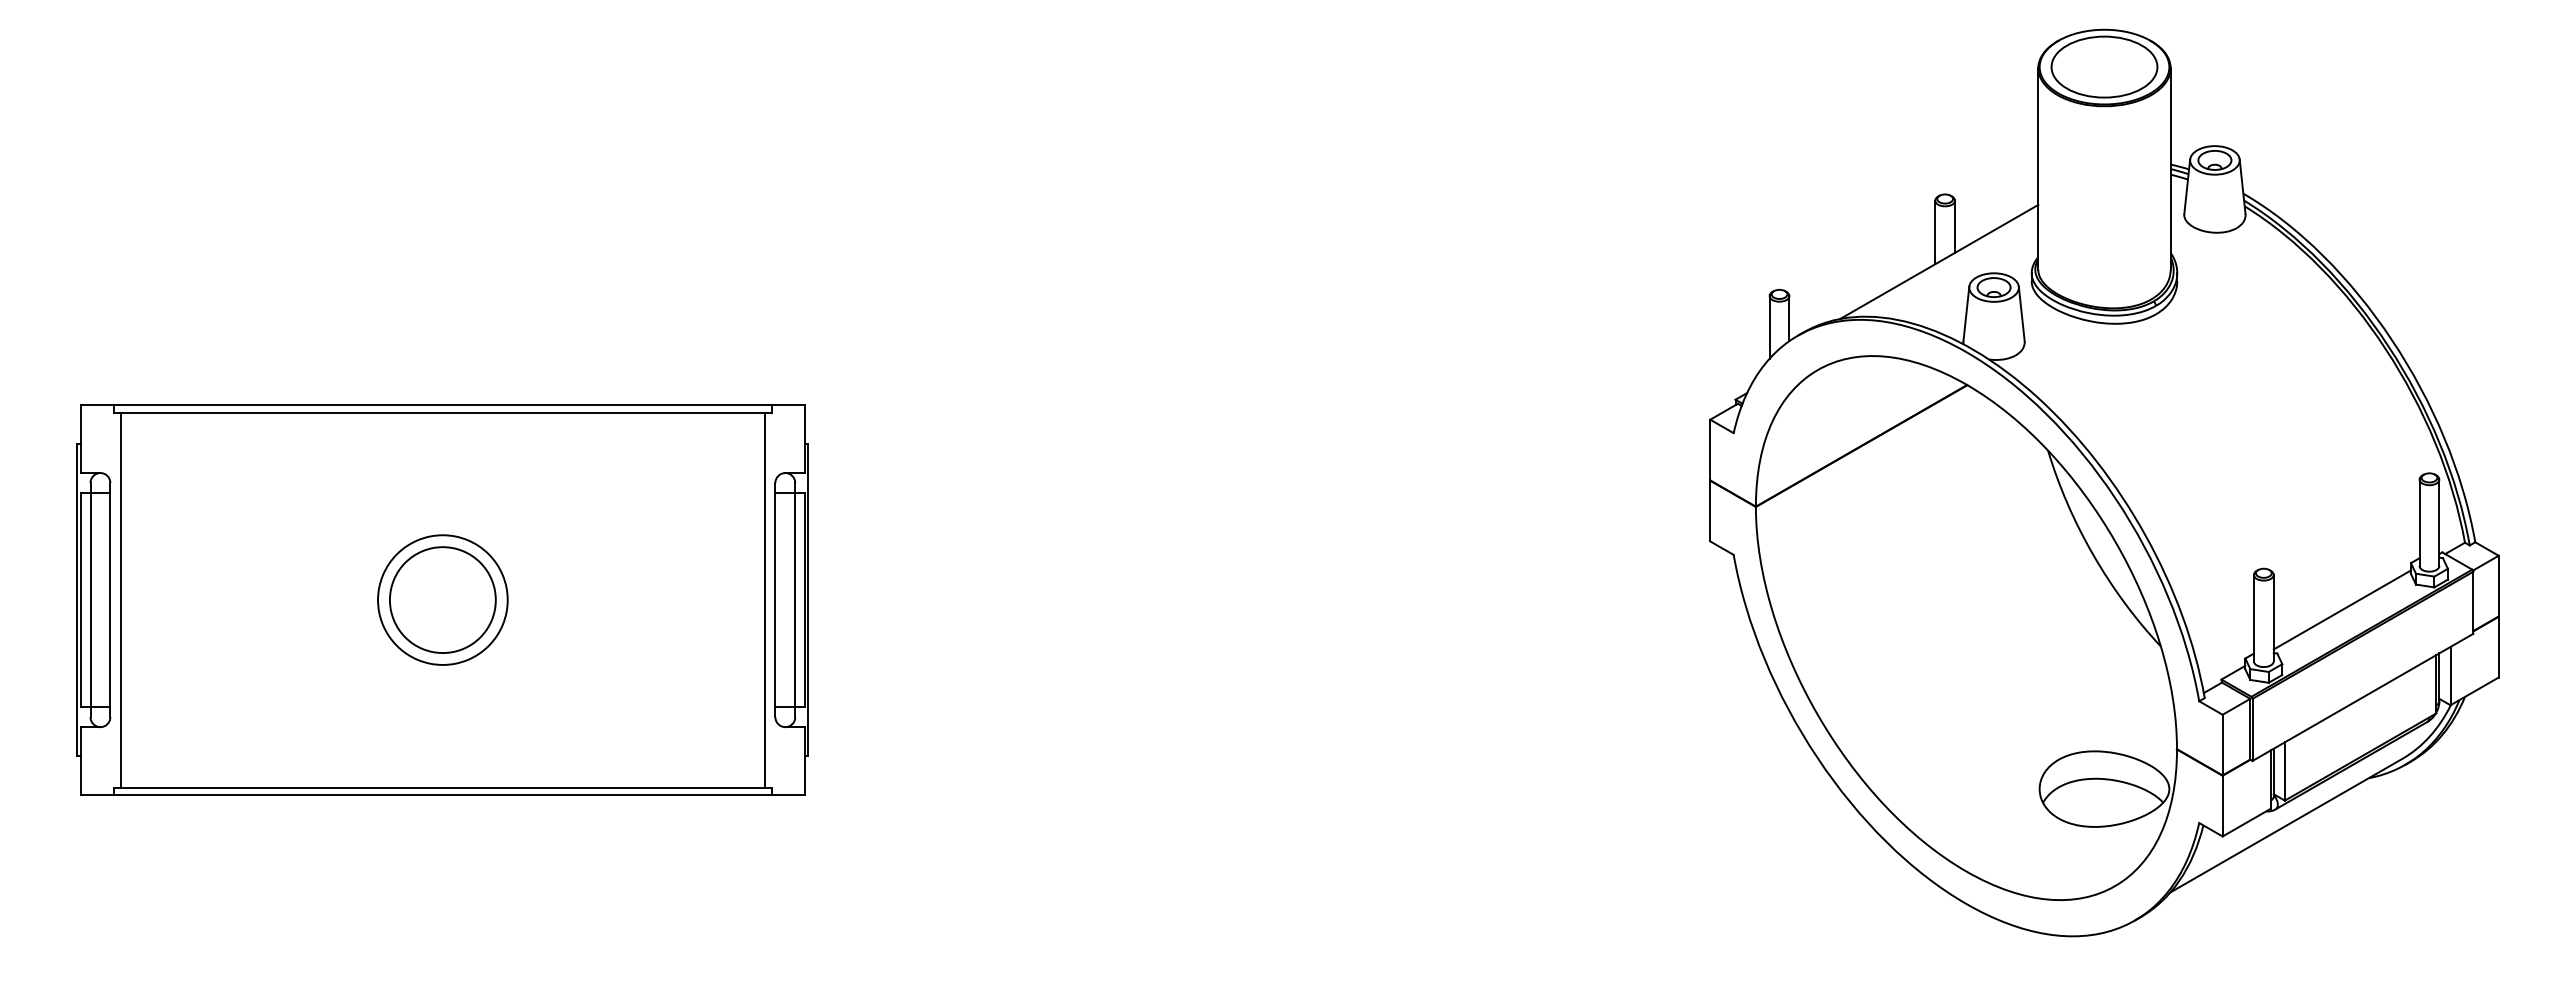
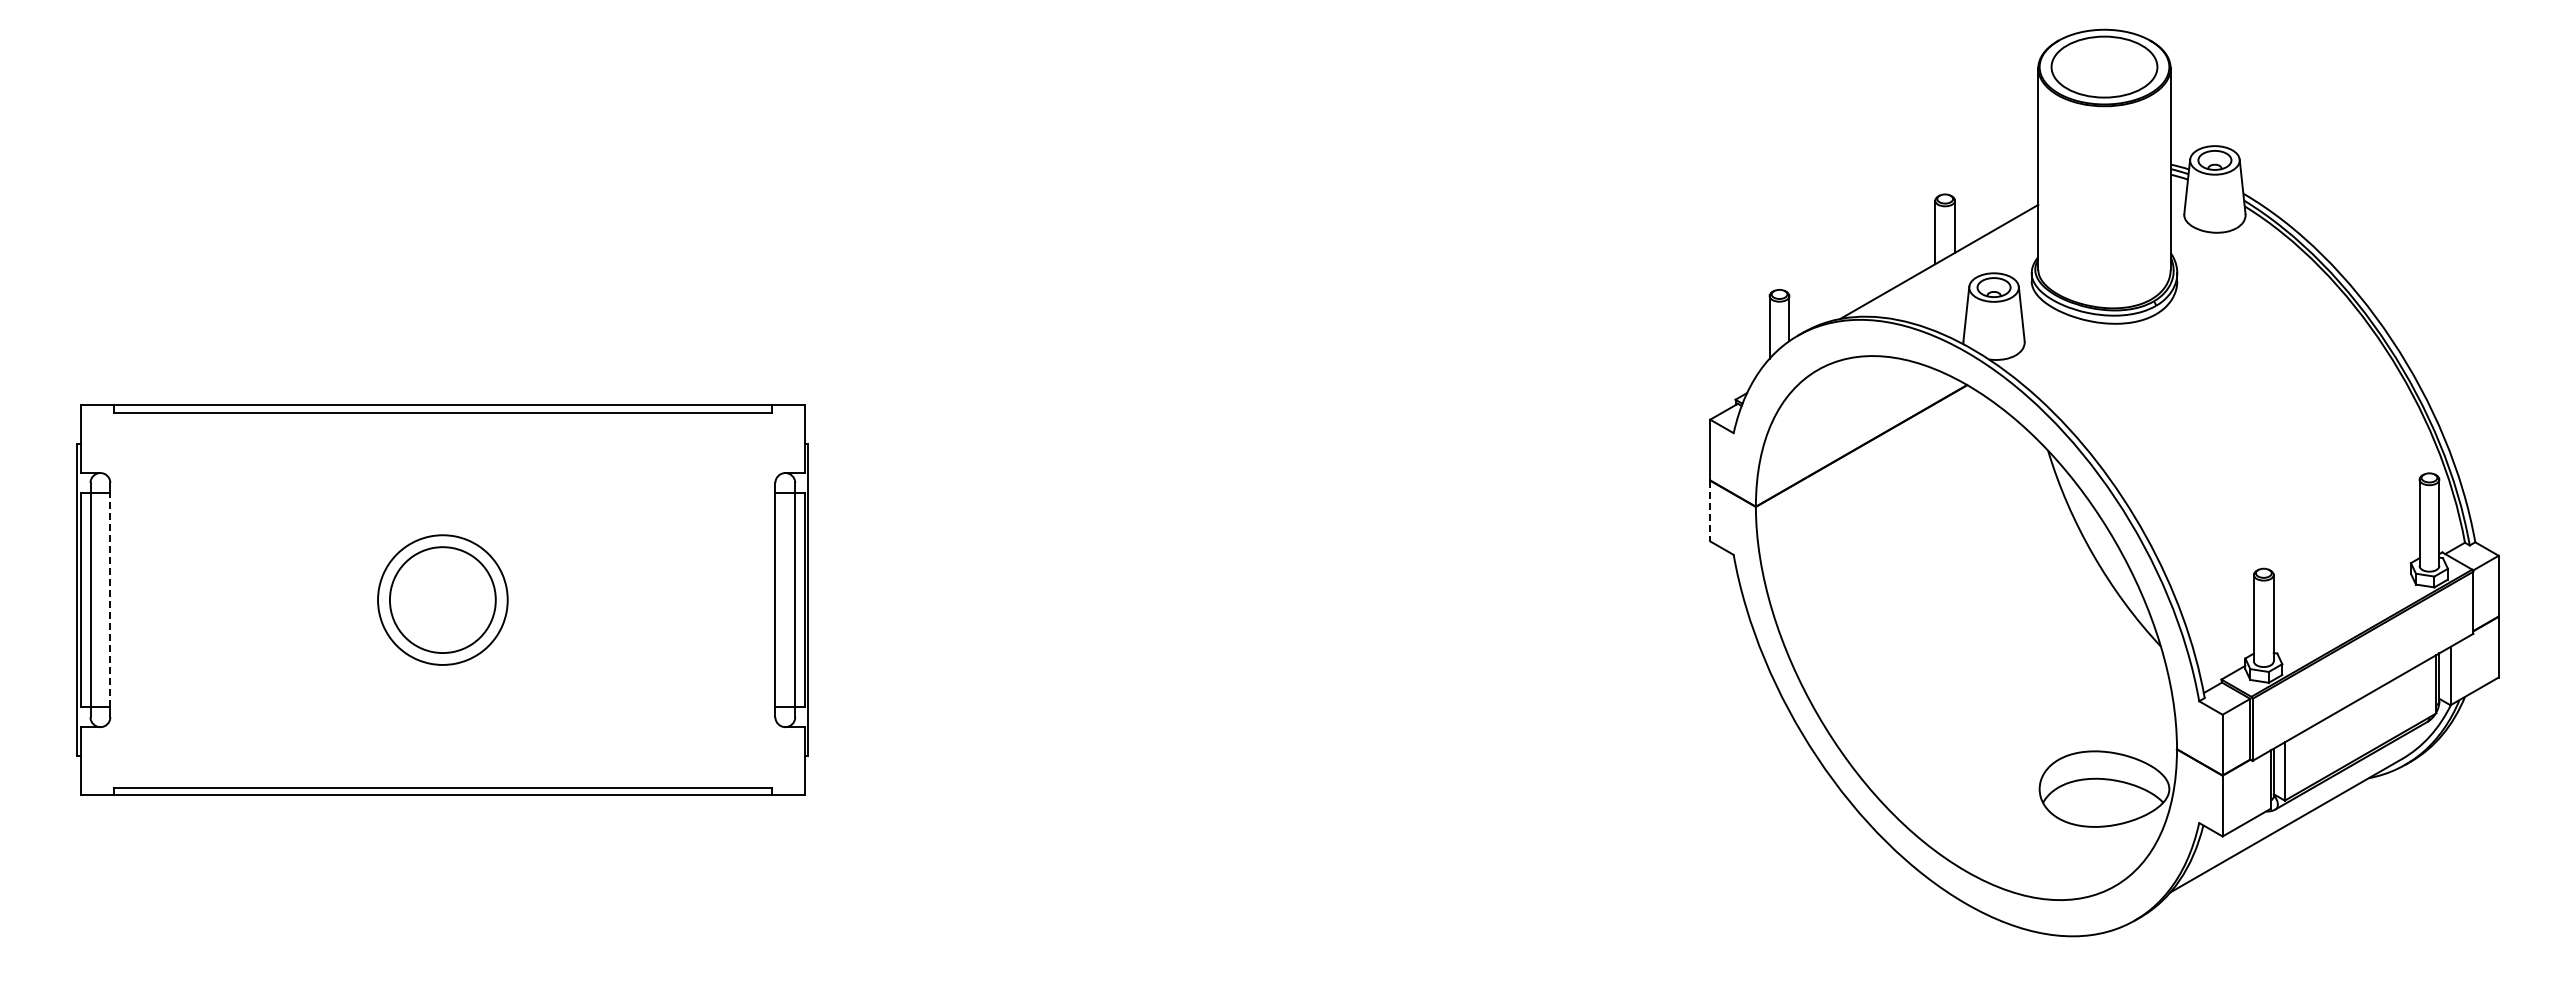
line: solid -> dashed (1710, 511)
line: solid -> dashed (110, 599)
line: present -> none (120, 599)
line: present -> none (765, 599)
line: present -> none (2342, 609)
